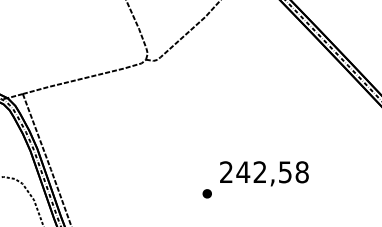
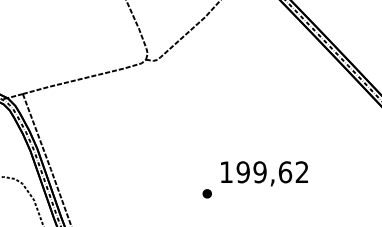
text: 242,58 -> 199,62 (264, 172)
